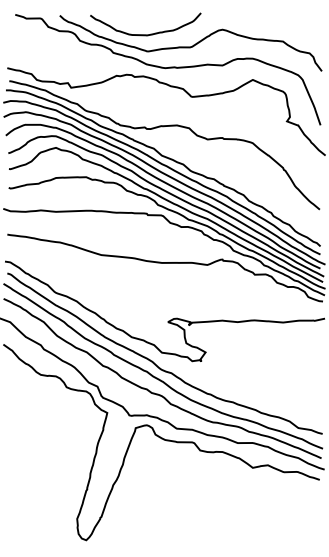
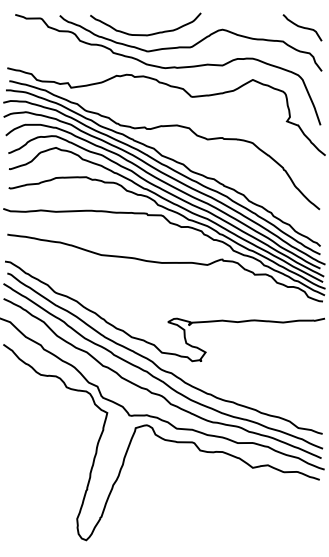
curve: none -> present (302, 27)
